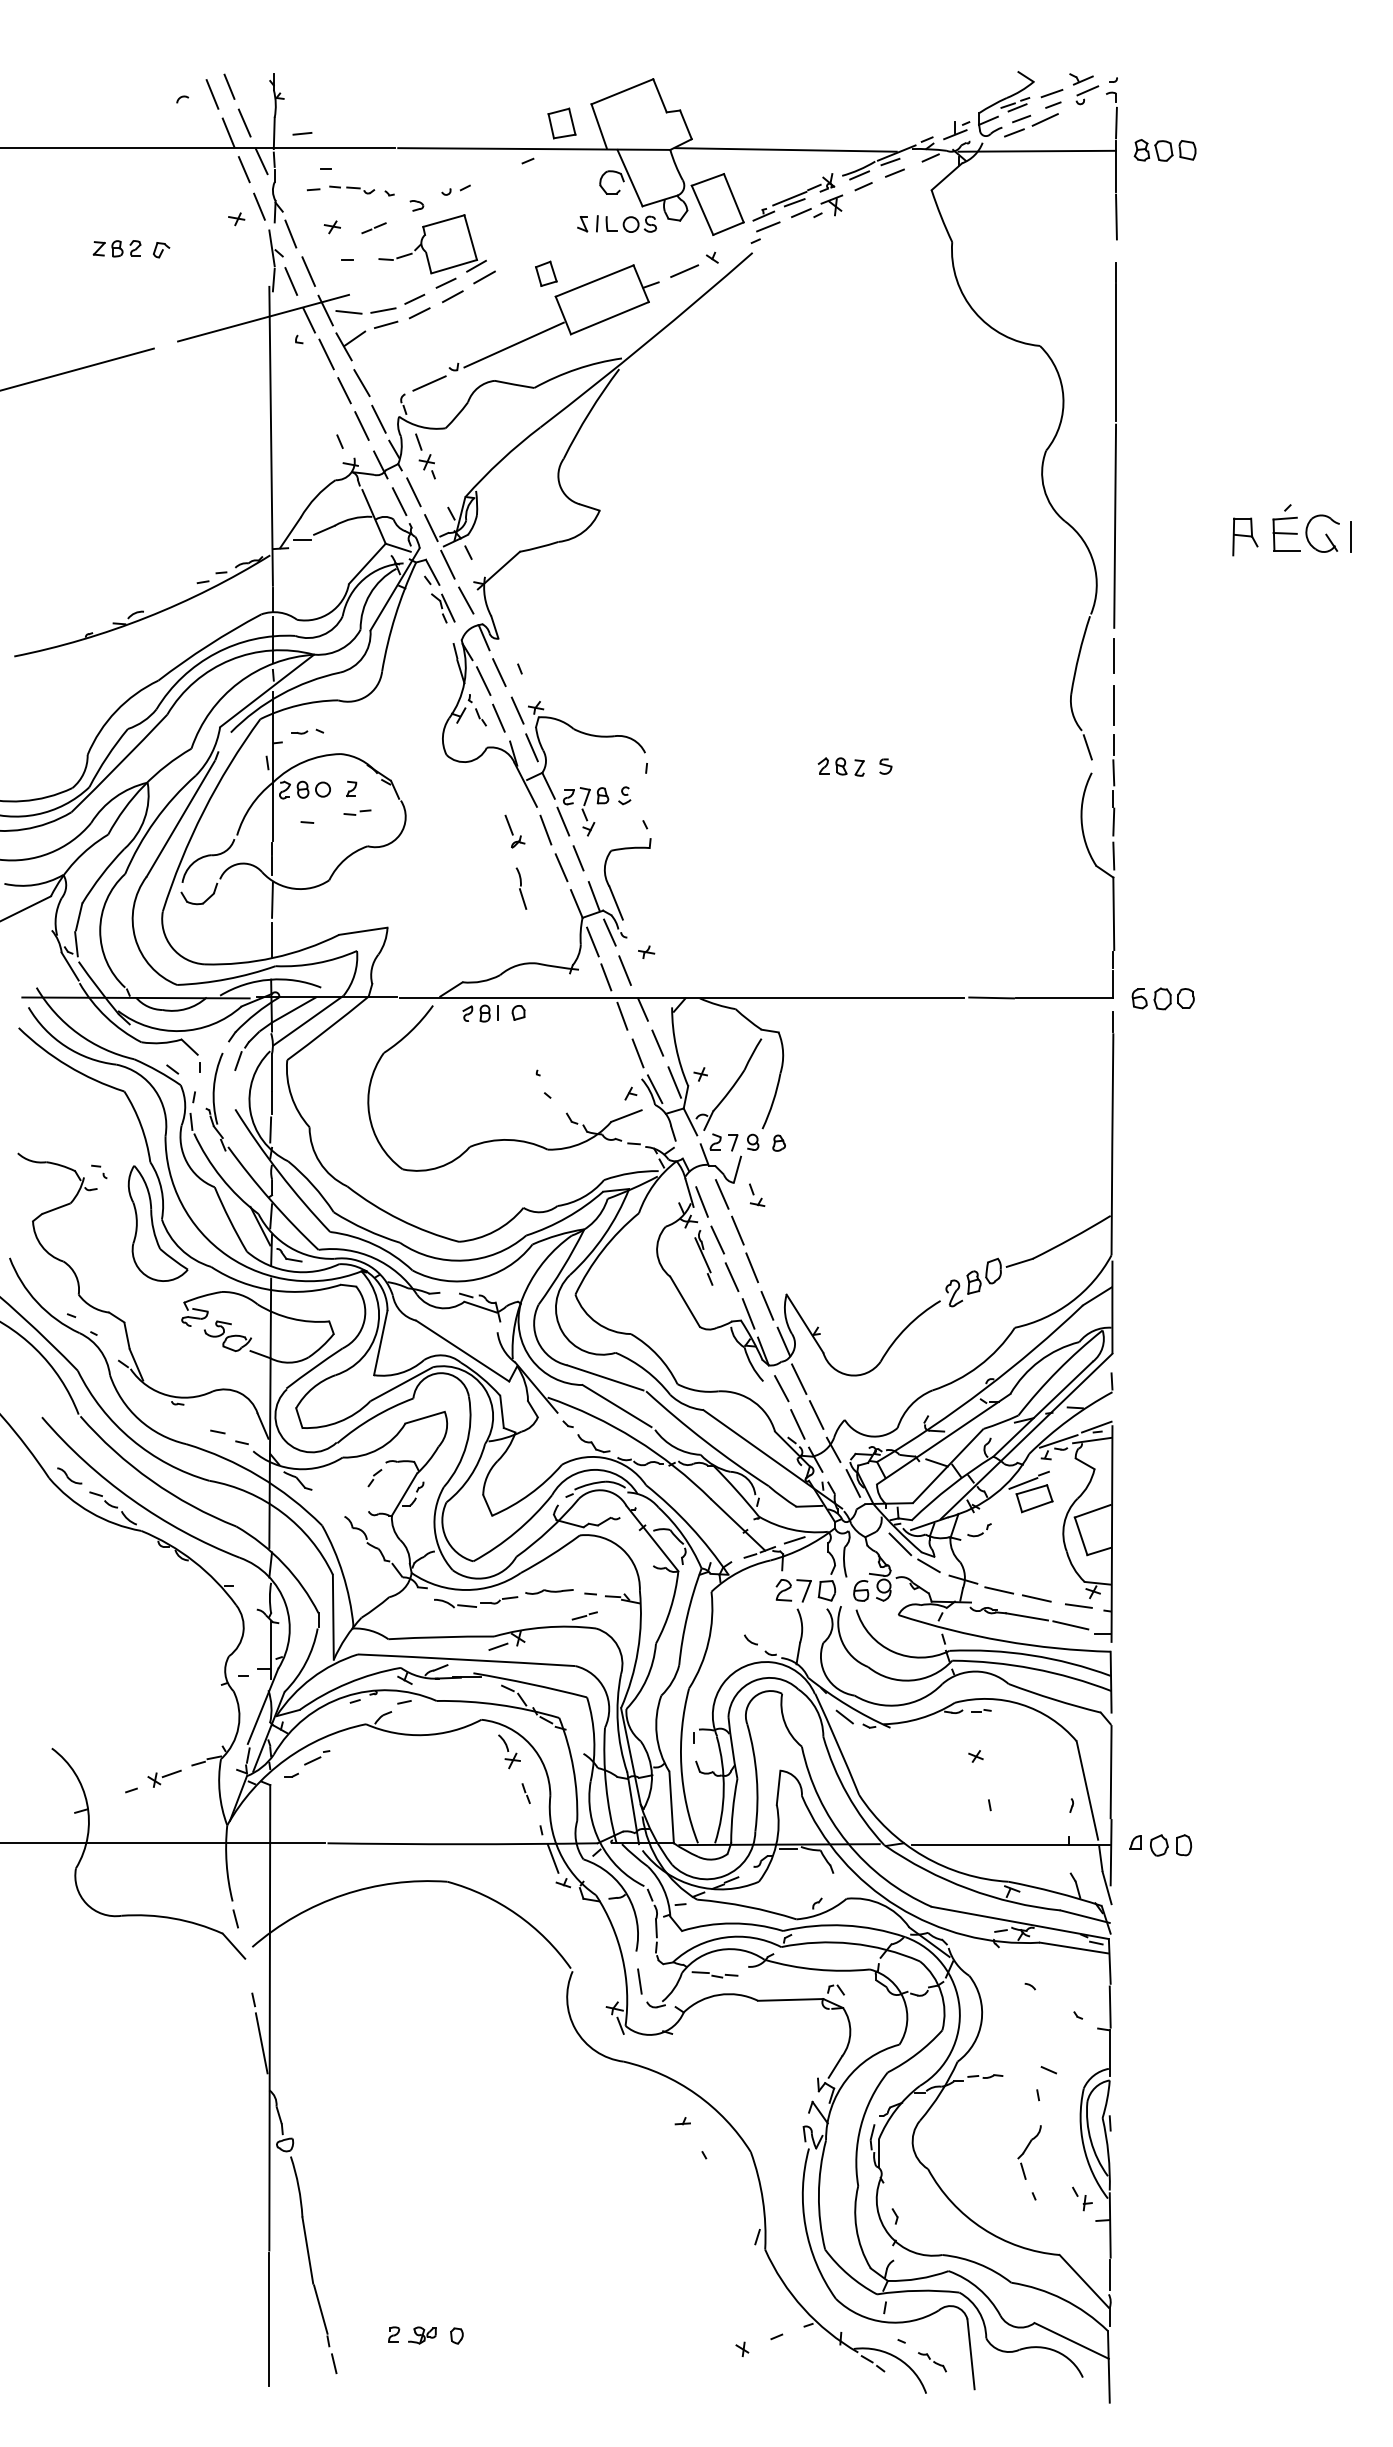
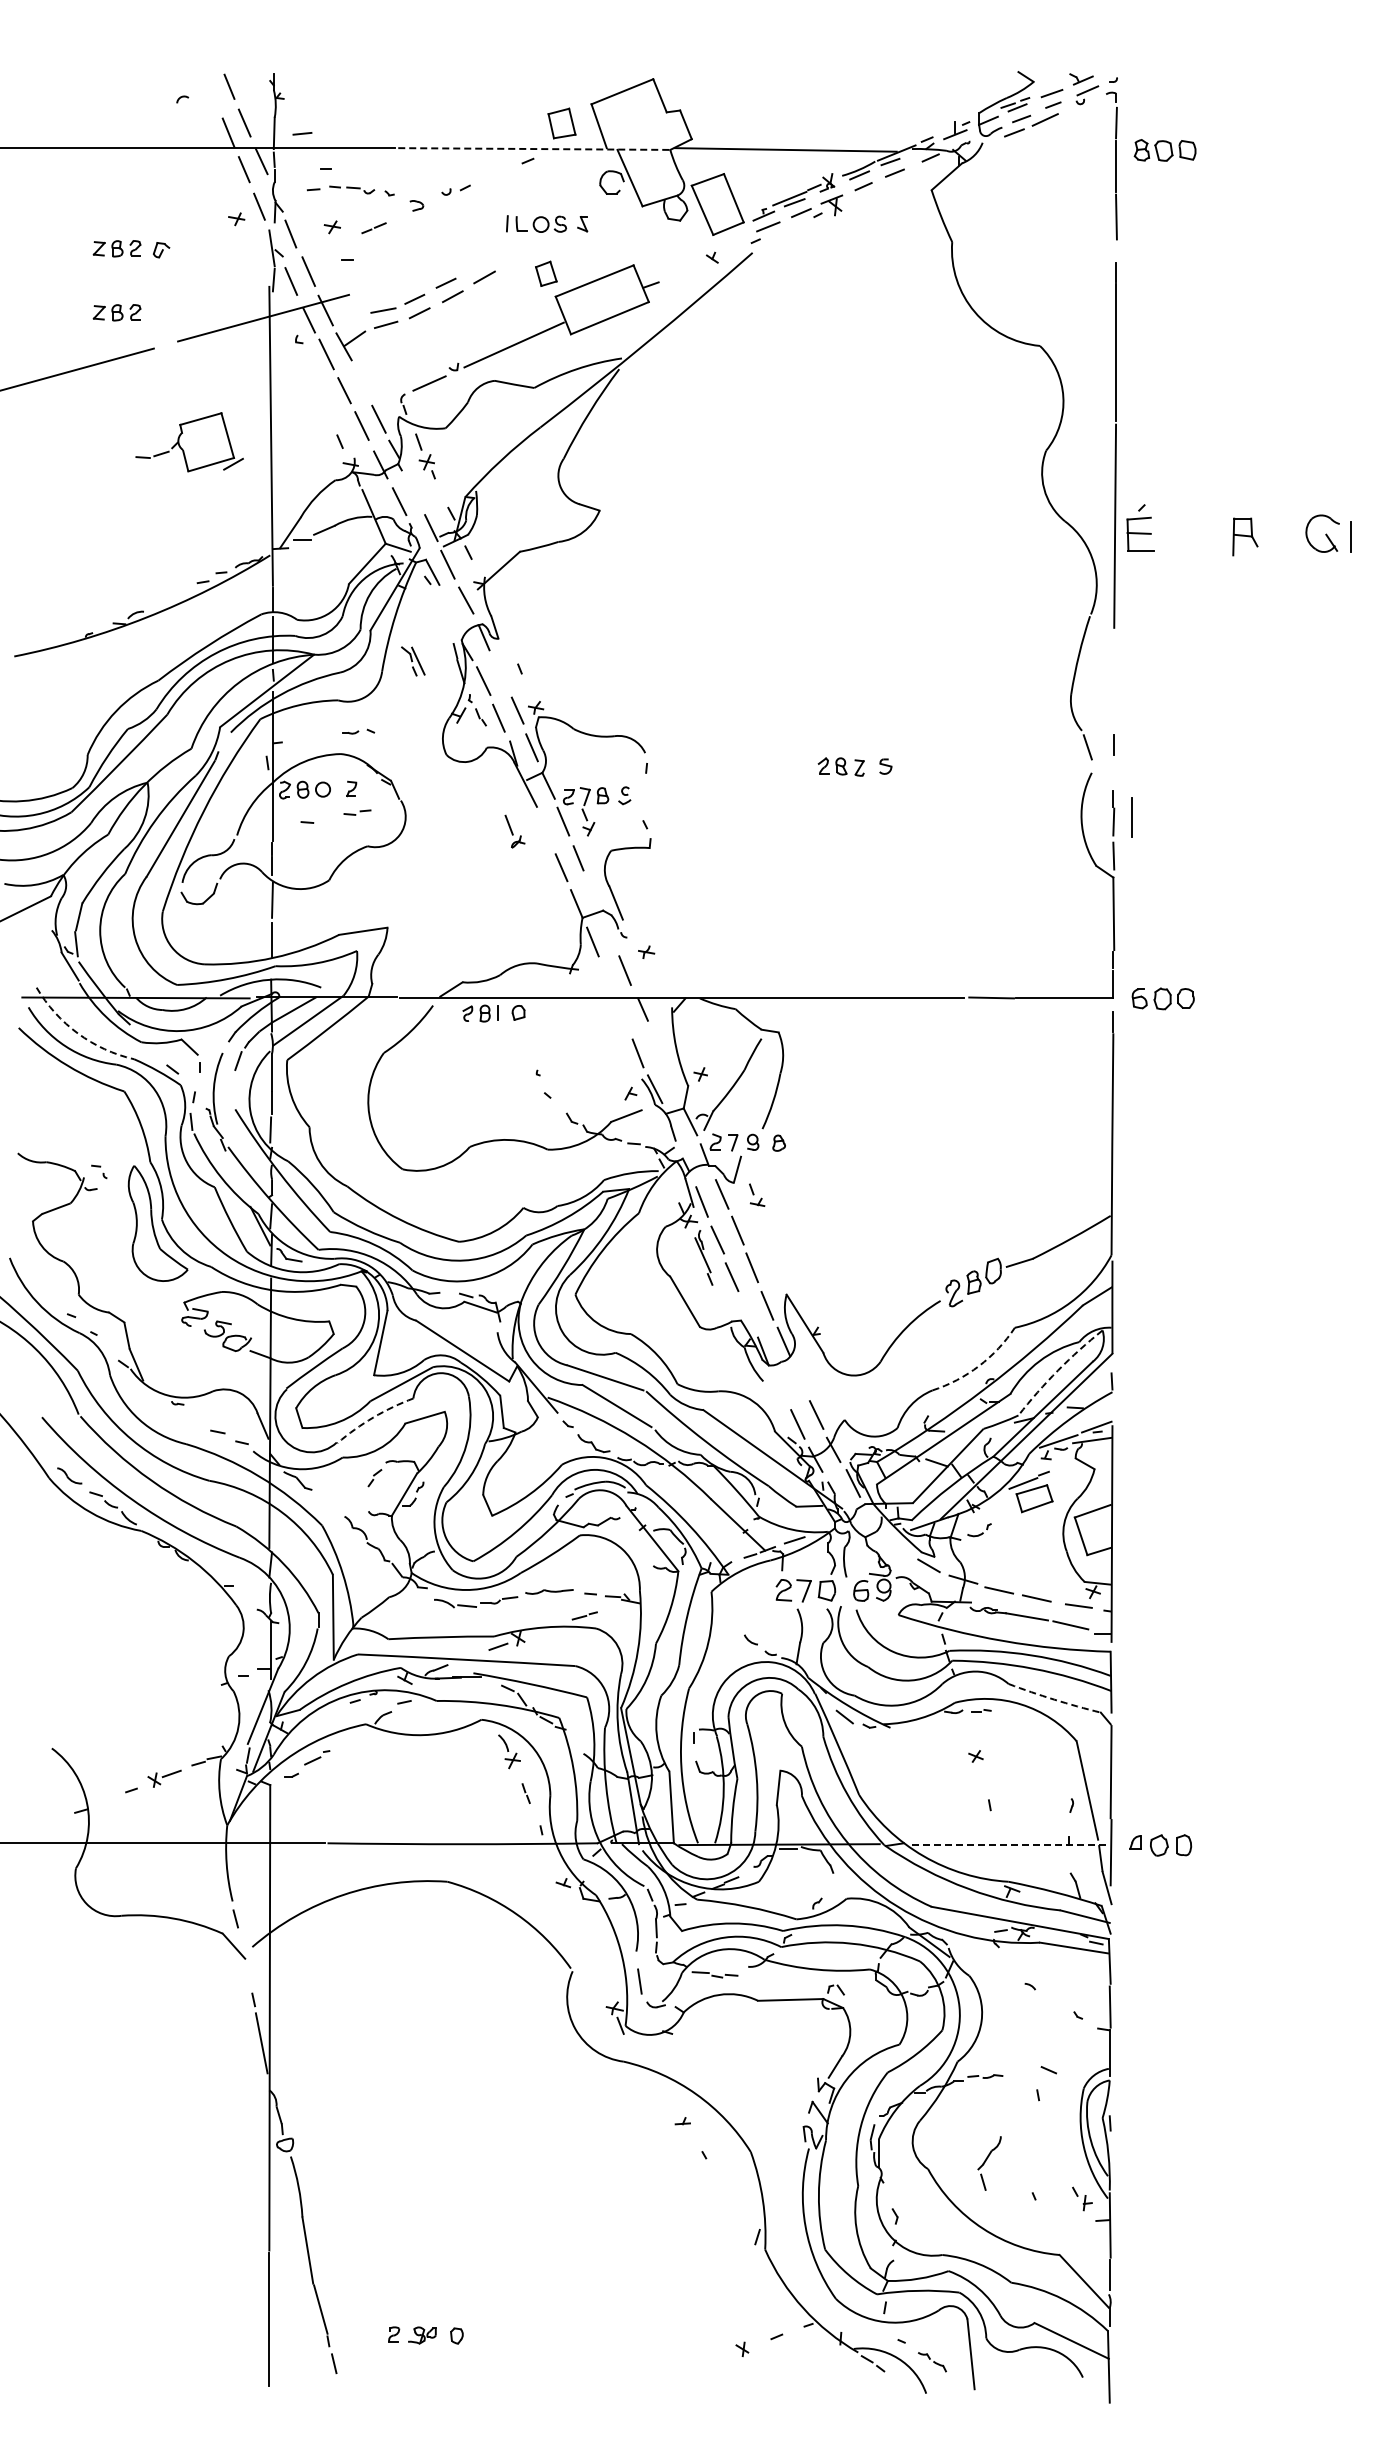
line: present -> none (212, 94)
line: solid -> dashed (534, 149)
line: present -> none (1037, 150)
part position: (626, 223) -> (536, 223) (536, 223)
part position: (432, 244) -> (189, 442) (189, 442)
line: present -> none (684, 270)
part: none -> present (116, 312)
line: present -> none (348, 312)
line: present -> none (361, 383)
line: present -> none (413, 492)
part position: (1286, 527) -> (1140, 527) (1140, 527)
part position: (443, 608) -> (413, 661) (413, 661)
line: present -> none (1114, 655)
line: present -> none (499, 672)
line position: (1113, 705) -> (1131, 817) (1131, 817)
part position: (307, 731) -> (358, 731) (358, 731)
line: present -> none (1113, 772)
line: present -> none (545, 829)
part: present -> none (521, 888)
line: present -> none (593, 896)
line: present -> none (609, 932)
line: present -> none (606, 977)
line: present -> none (622, 1015)
arc: solid -> dashed (78, 1033)
line: present -> none (657, 1042)
line: present -> none (674, 1082)
line: present -> none (748, 1313)
arc: solid -> dashed (979, 1366)
arc: solid -> dashed (1058, 1370)
line: present -> none (799, 1378)
line: present -> none (781, 1388)
arc: solid -> dashed (373, 1417)
line: present -> none (900, 1544)
arc: solid -> dashed (1054, 1699)
line: solid -> dashed (1010, 1845)
line: present -> none (552, 1858)
part position: (1029, 2152) -> (989, 2163) (989, 2163)
